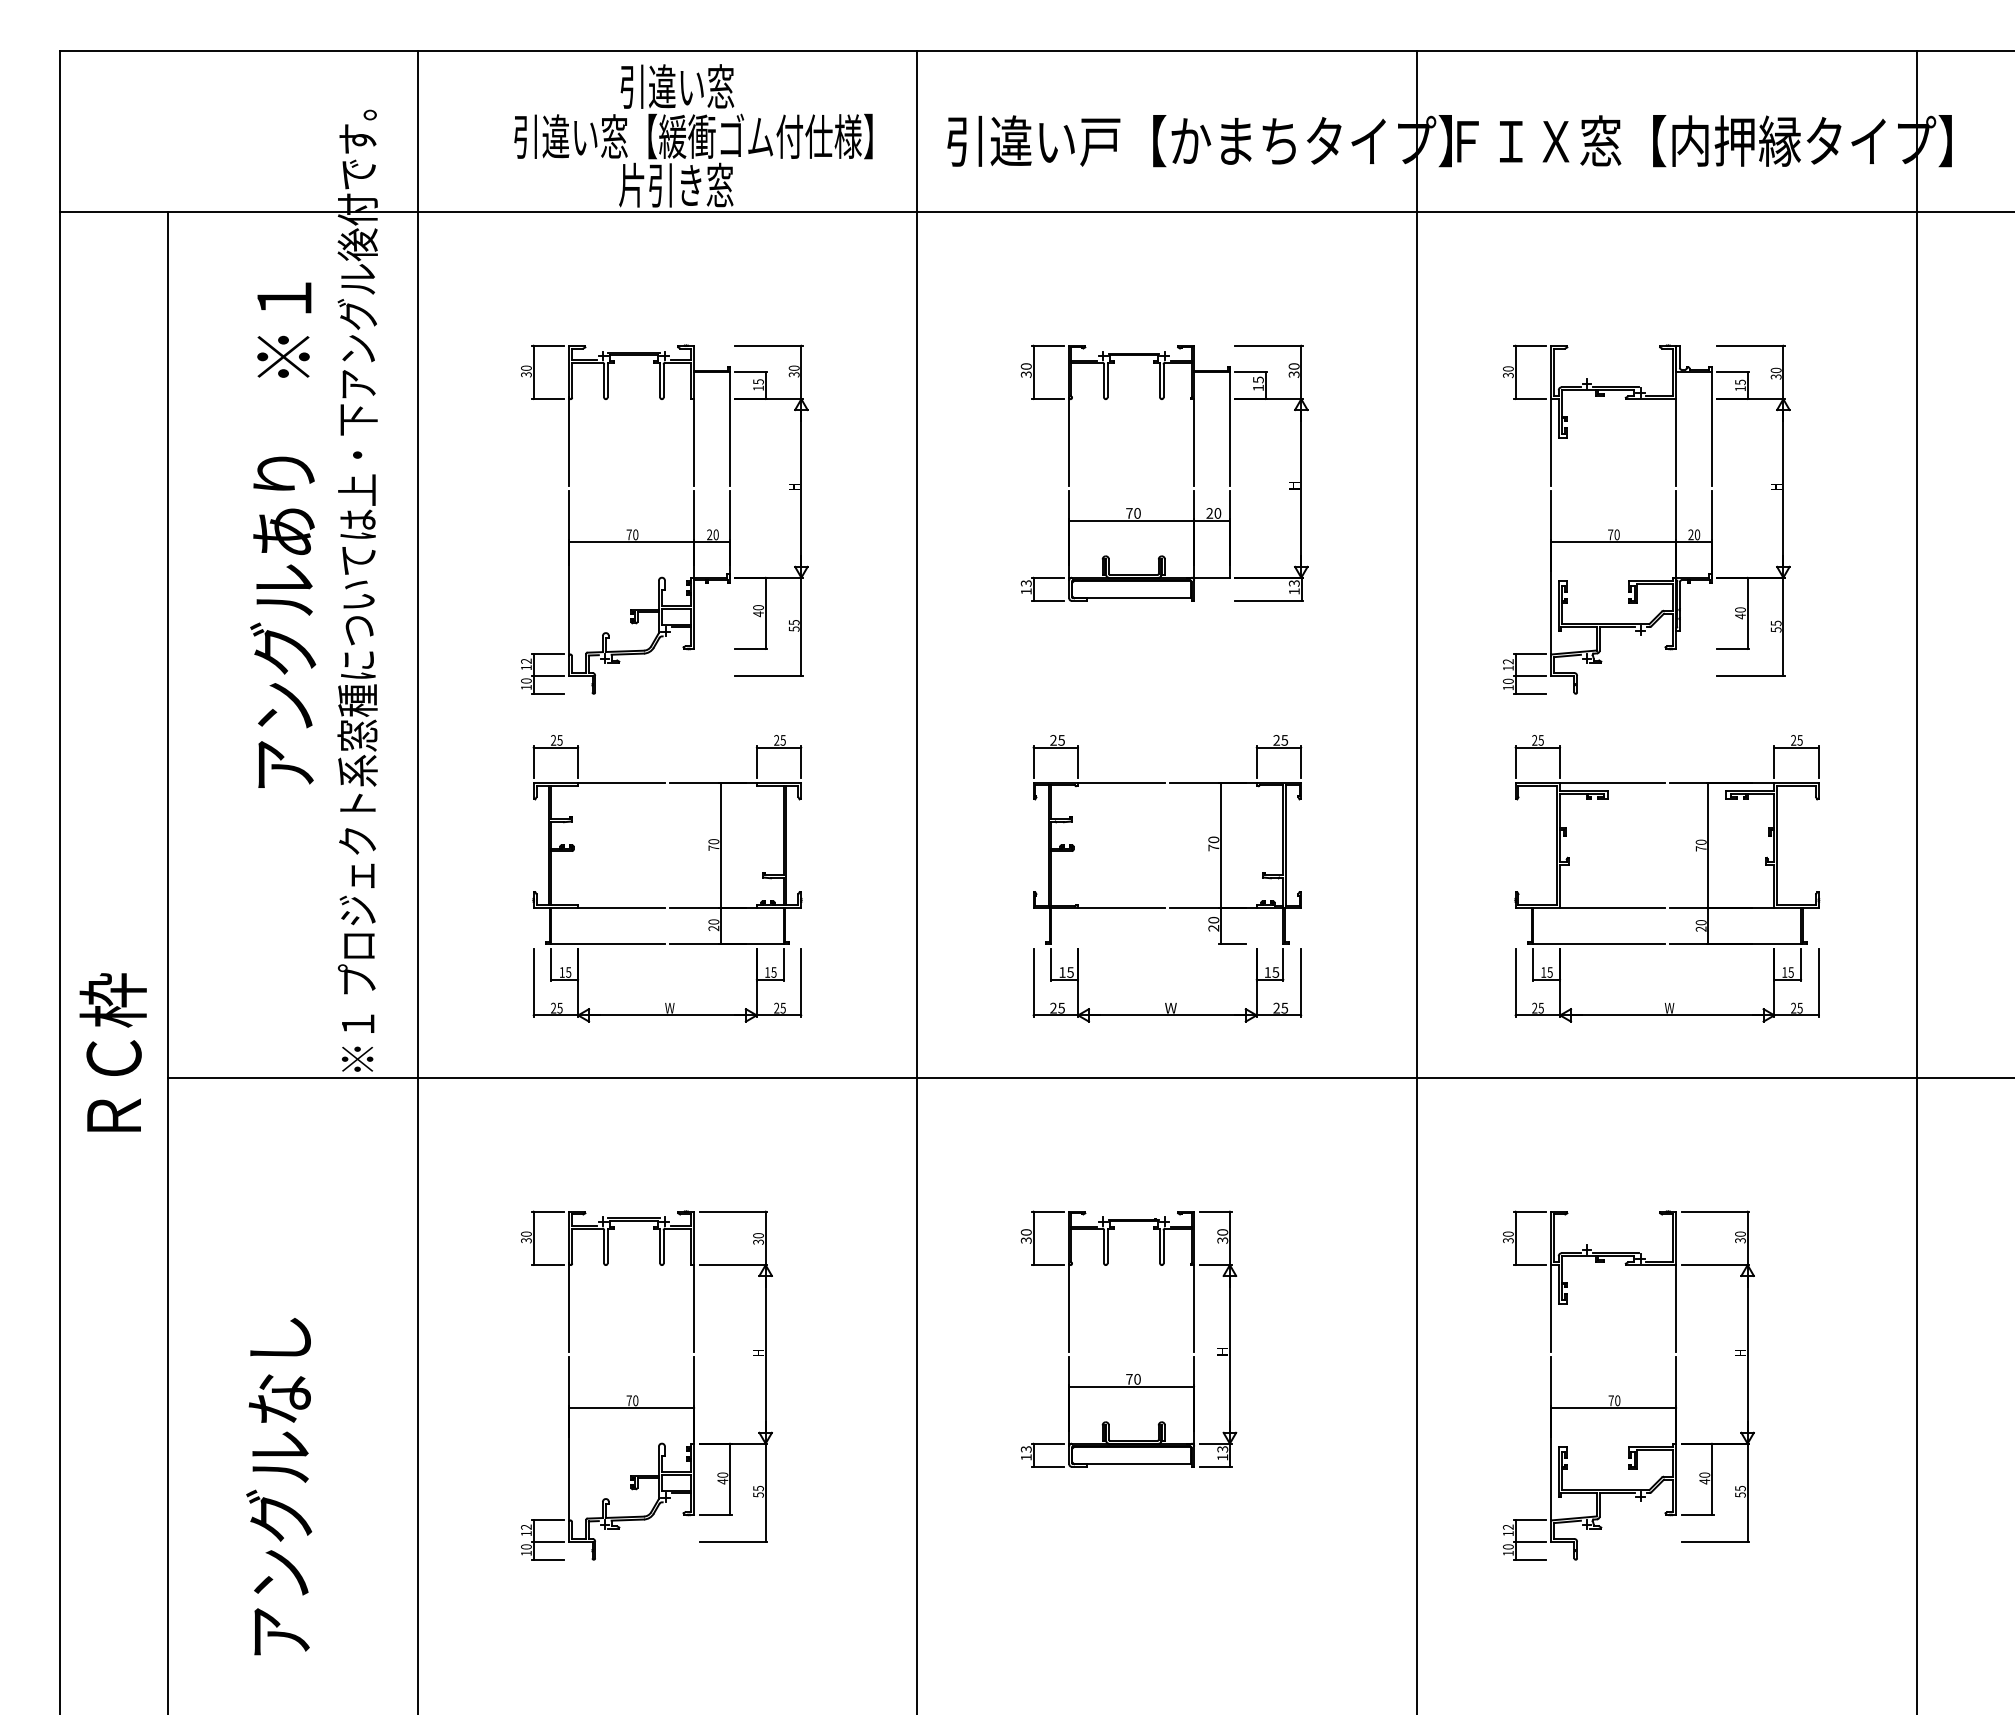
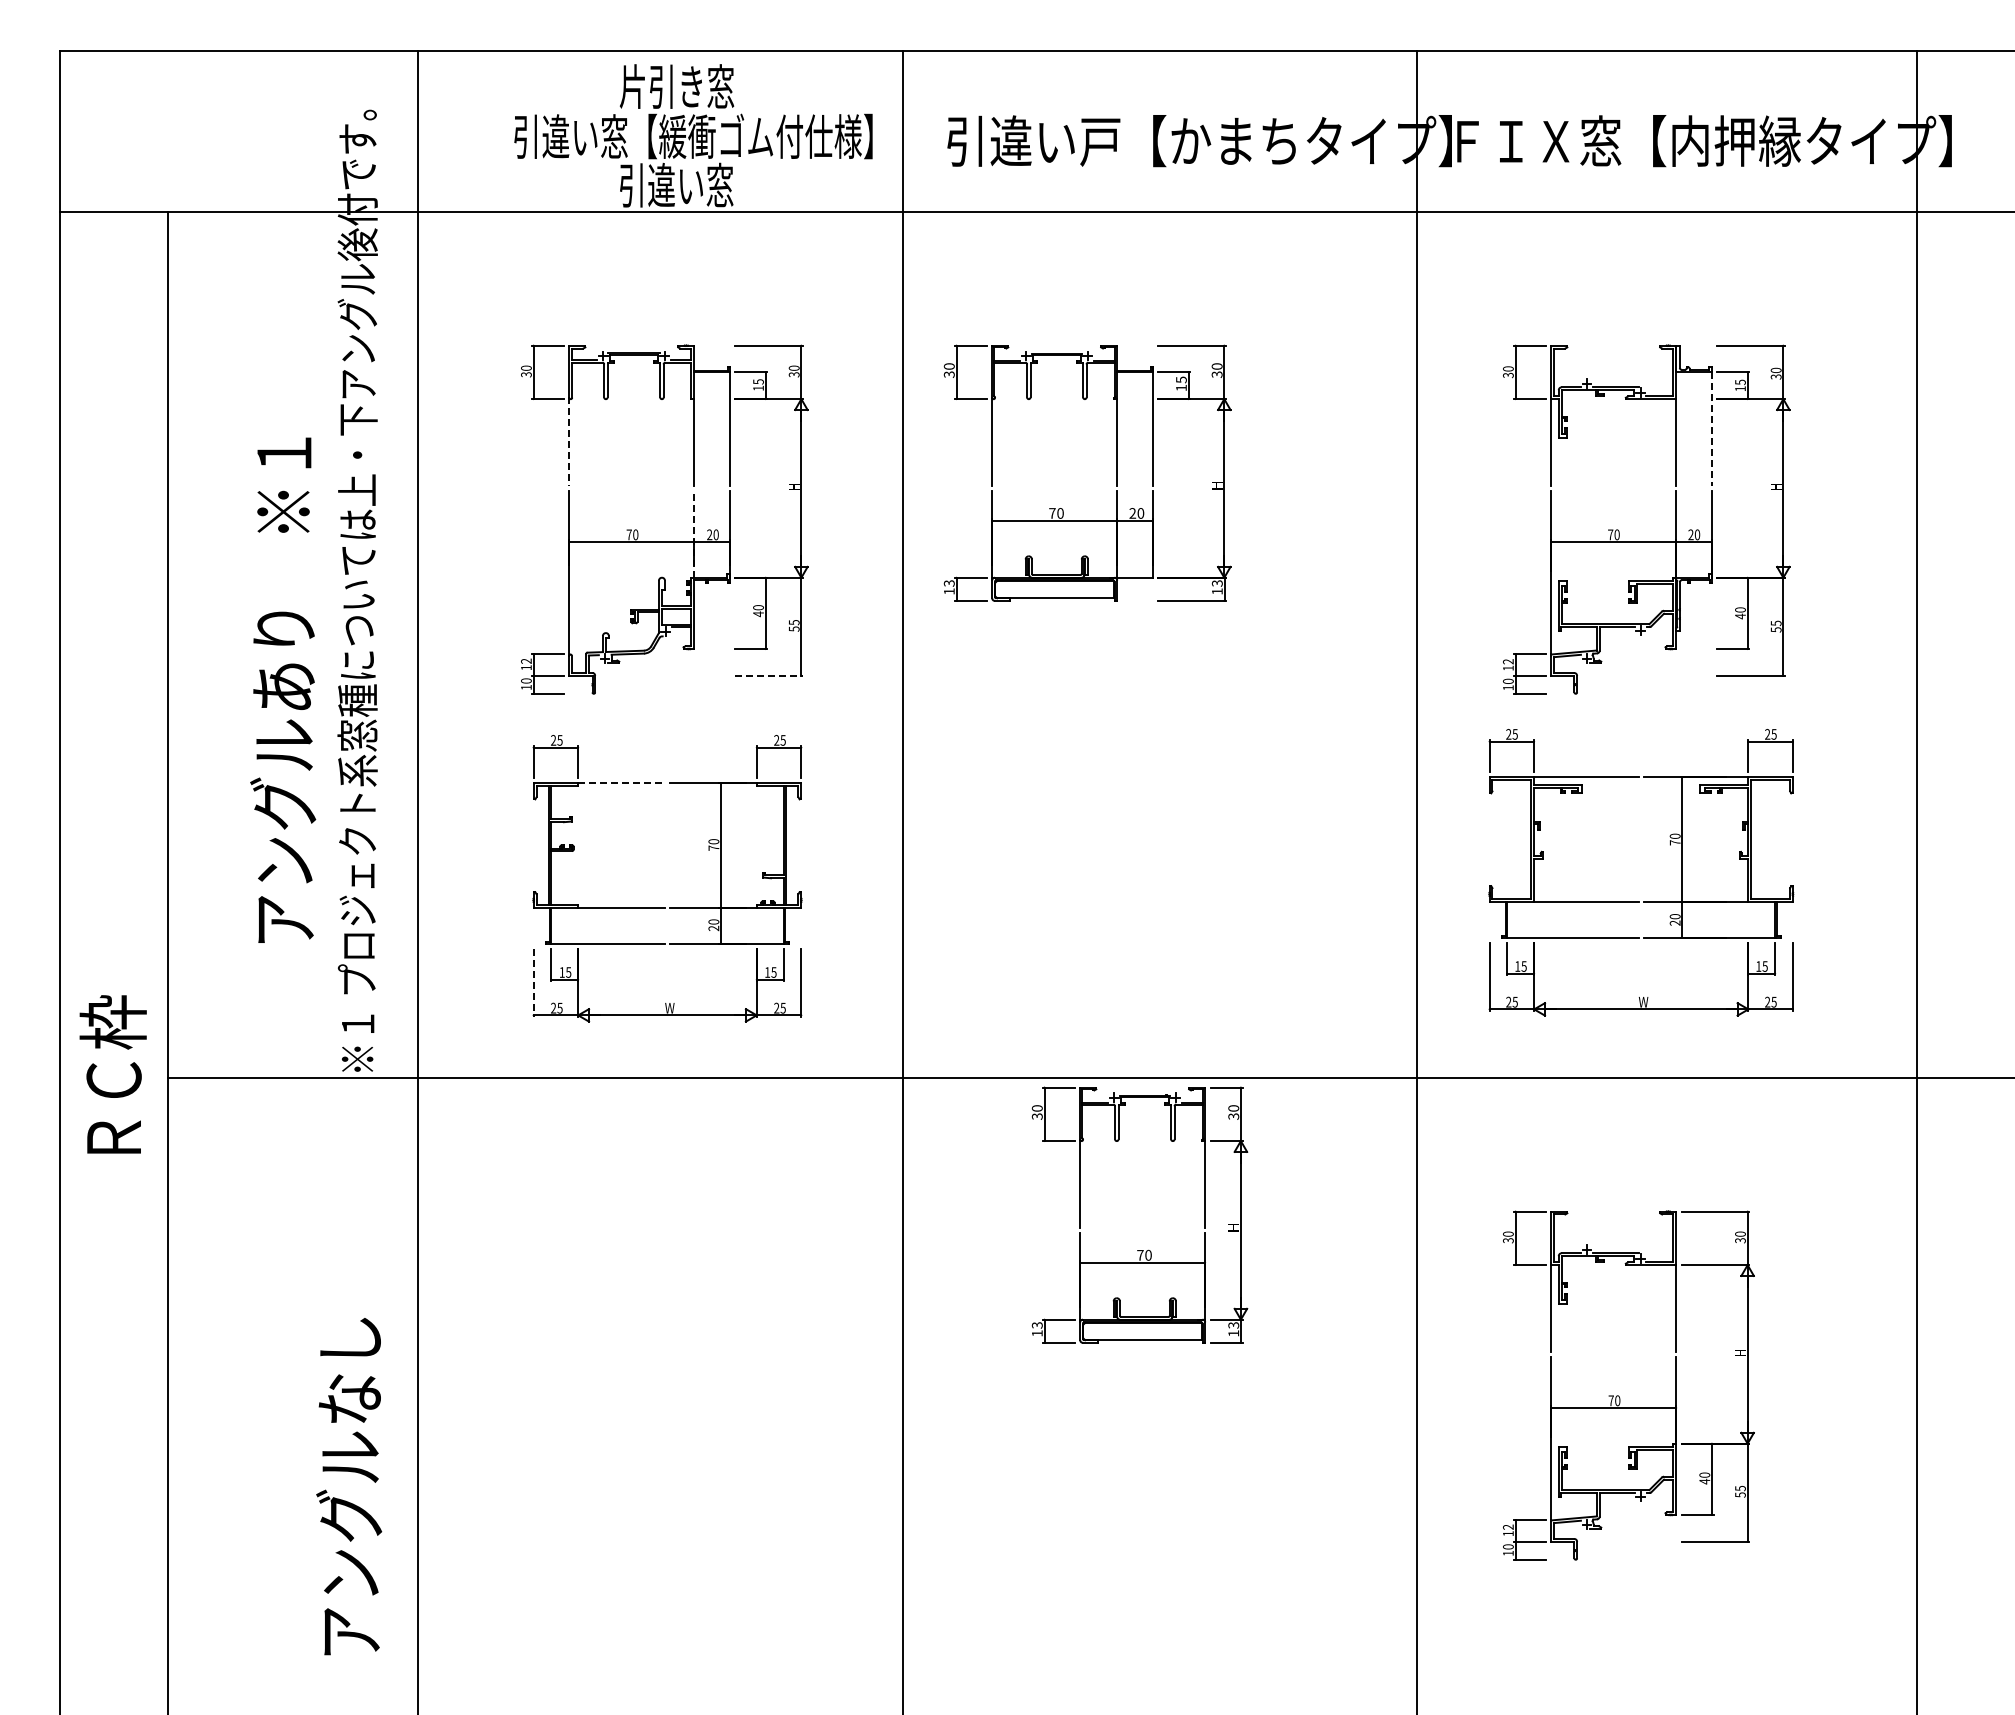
text: 引違い窓 -> 片引き窓 (661, 86)
text: 片引き窓 -> 引違い窓 (661, 184)
line: solid -> dashed (1711, 428)
line: solid -> dashed (569, 441)
part position: (1193, 472) -> (1116, 472) (1116, 472)
line: solid -> dashed (694, 533)
text position: (283, 534) -> (283, 689) (283, 689)
line: solid -> dashed (769, 675)
line: solid -> dashed (622, 783)
line position: (917, 881) -> (903, 881) (903, 881)
part: present -> none (1165, 907)
part position: (1665, 907) -> (1639, 901) (1639, 901)
line: solid -> dashed (533, 983)
text position: (112, 1052) -> (112, 1074) (112, 1074)
part position: (1128, 1374) -> (1139, 1250) (1139, 1250)
part: present -> none (636, 1395)
text position: (279, 1486) -> (349, 1486) (349, 1486)
